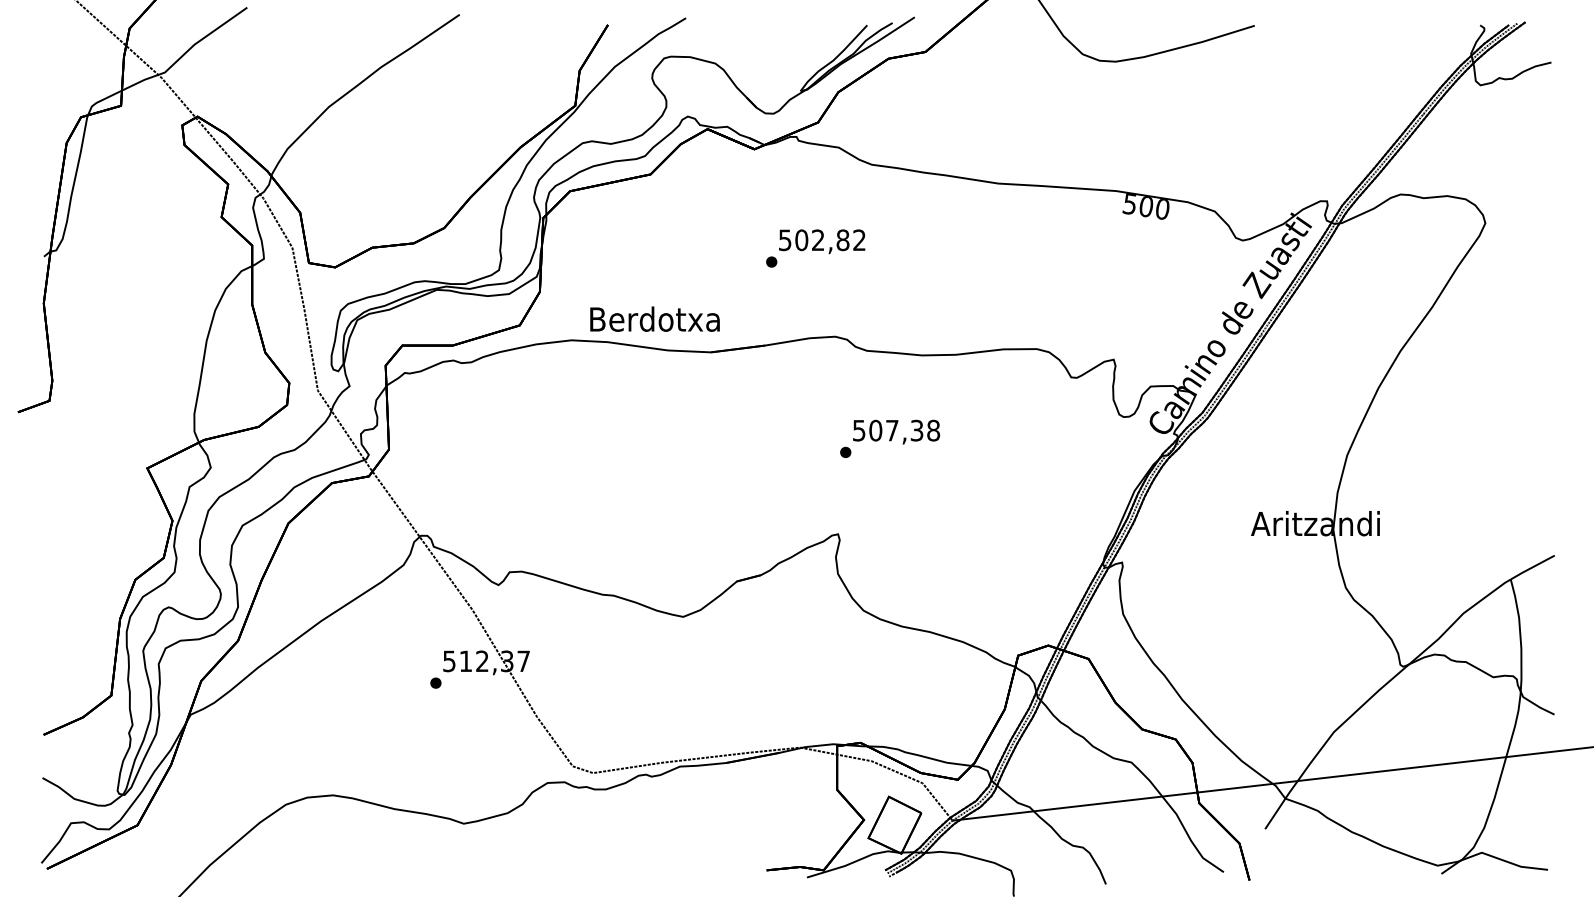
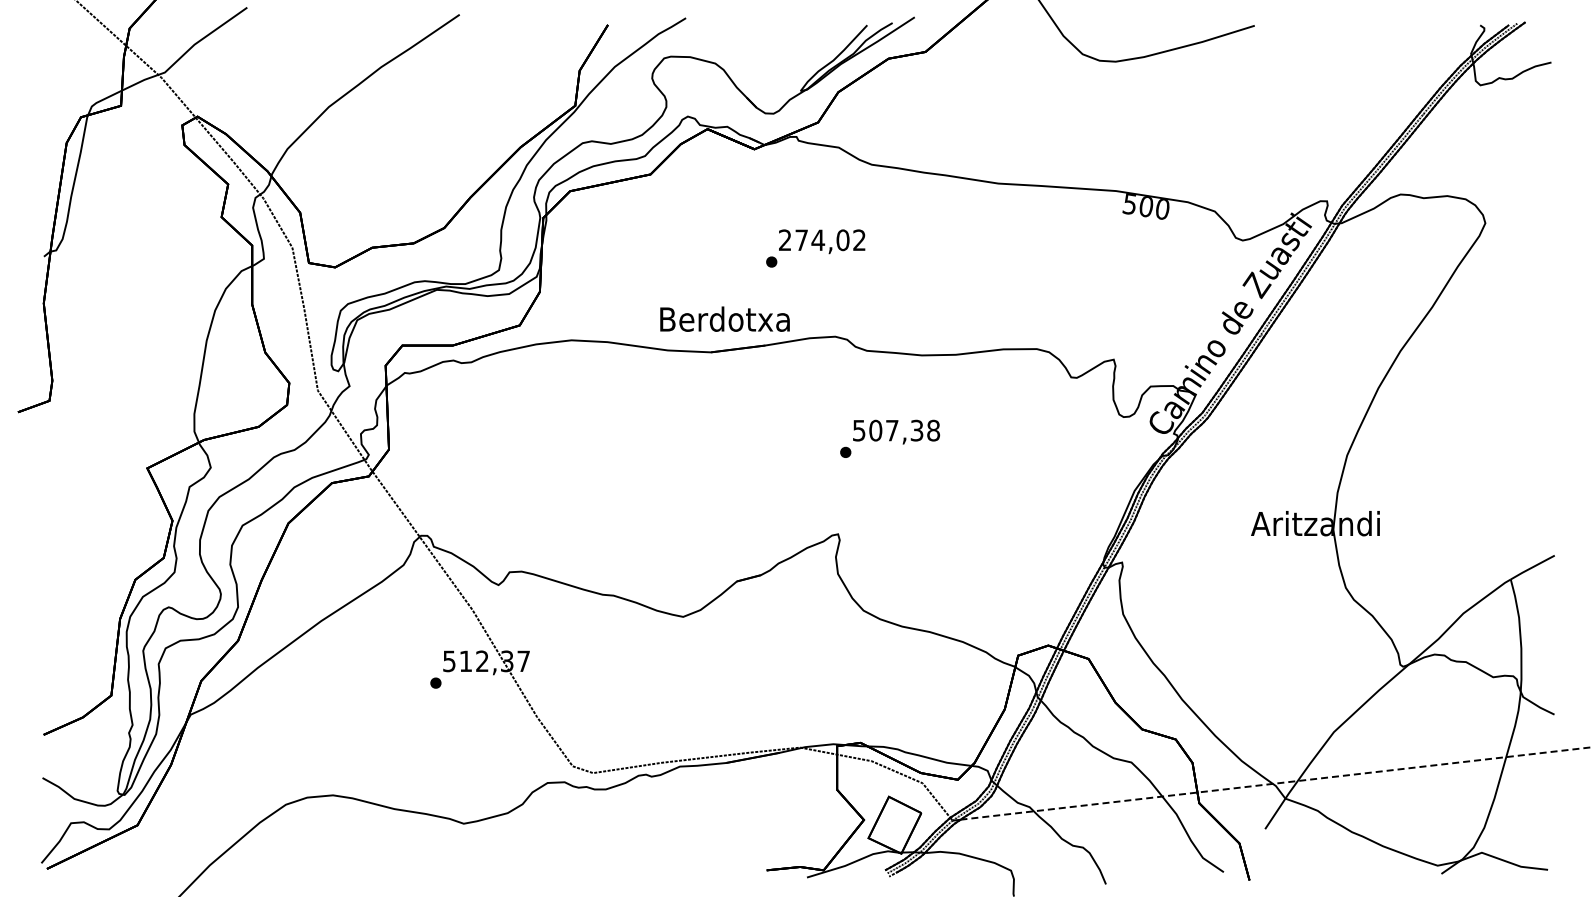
text: 502,82 -> 274,02 (814, 240)
text position: (654, 318) -> (724, 318) (724, 318)
line: solid -> dashed (1276, 783)
